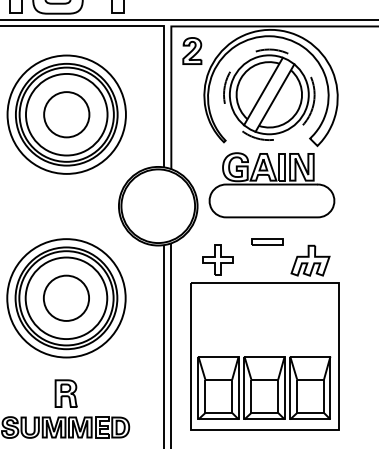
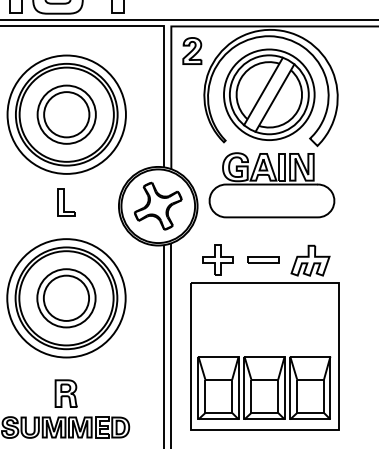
circle: dashed -> solid (269, 94)
circle diameter: 82 px -> 58 px (66, 114)
part: none -> present (66, 202)
part: none -> present (158, 205)
part position: (267, 241) -> (263, 259) (263, 259)
circle diameter: 82 px -> 58 px (66, 298)
